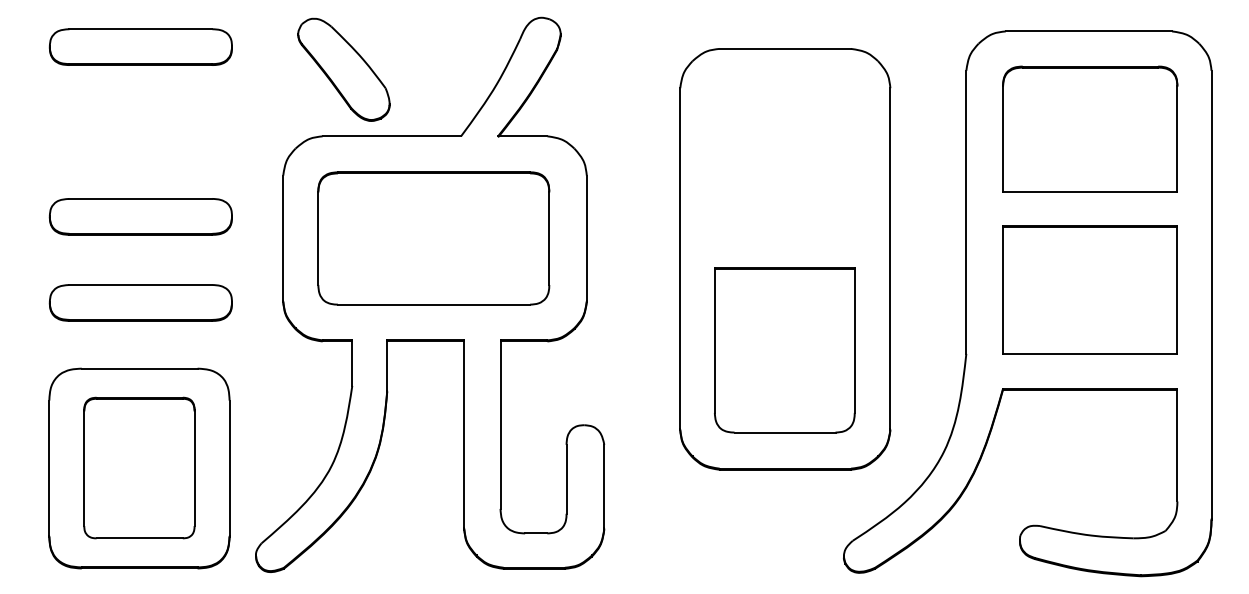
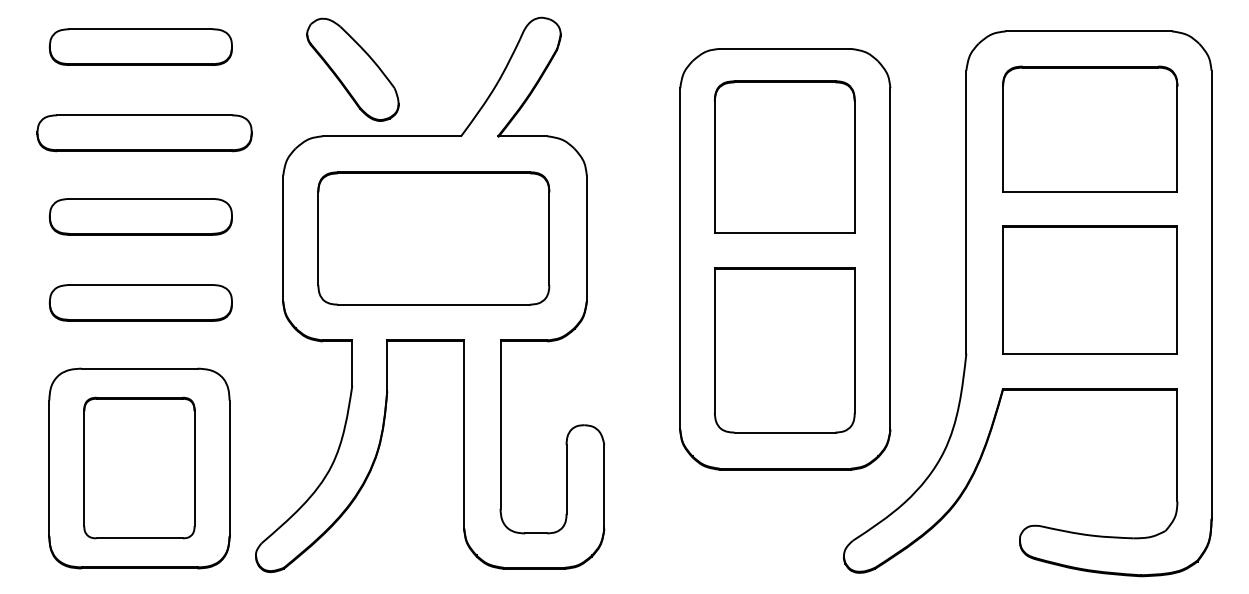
part position: (343, 69) -> (352, 69) (352, 69)
part: none -> present (144, 133)
part: none -> present (784, 156)
